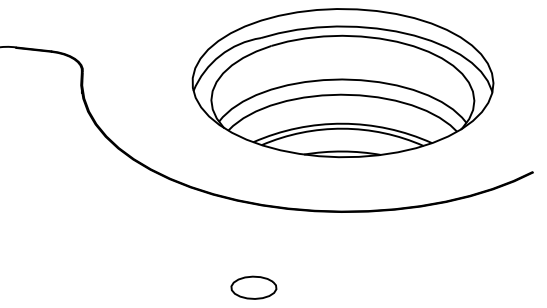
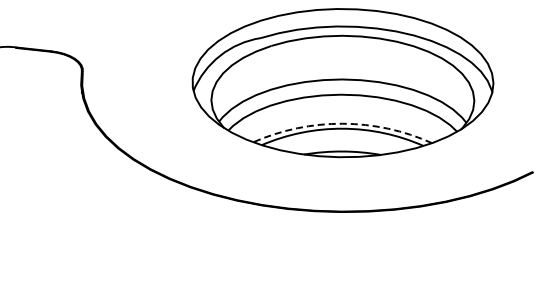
arc: solid -> dashed (342, 123)
part: present -> none (253, 287)
